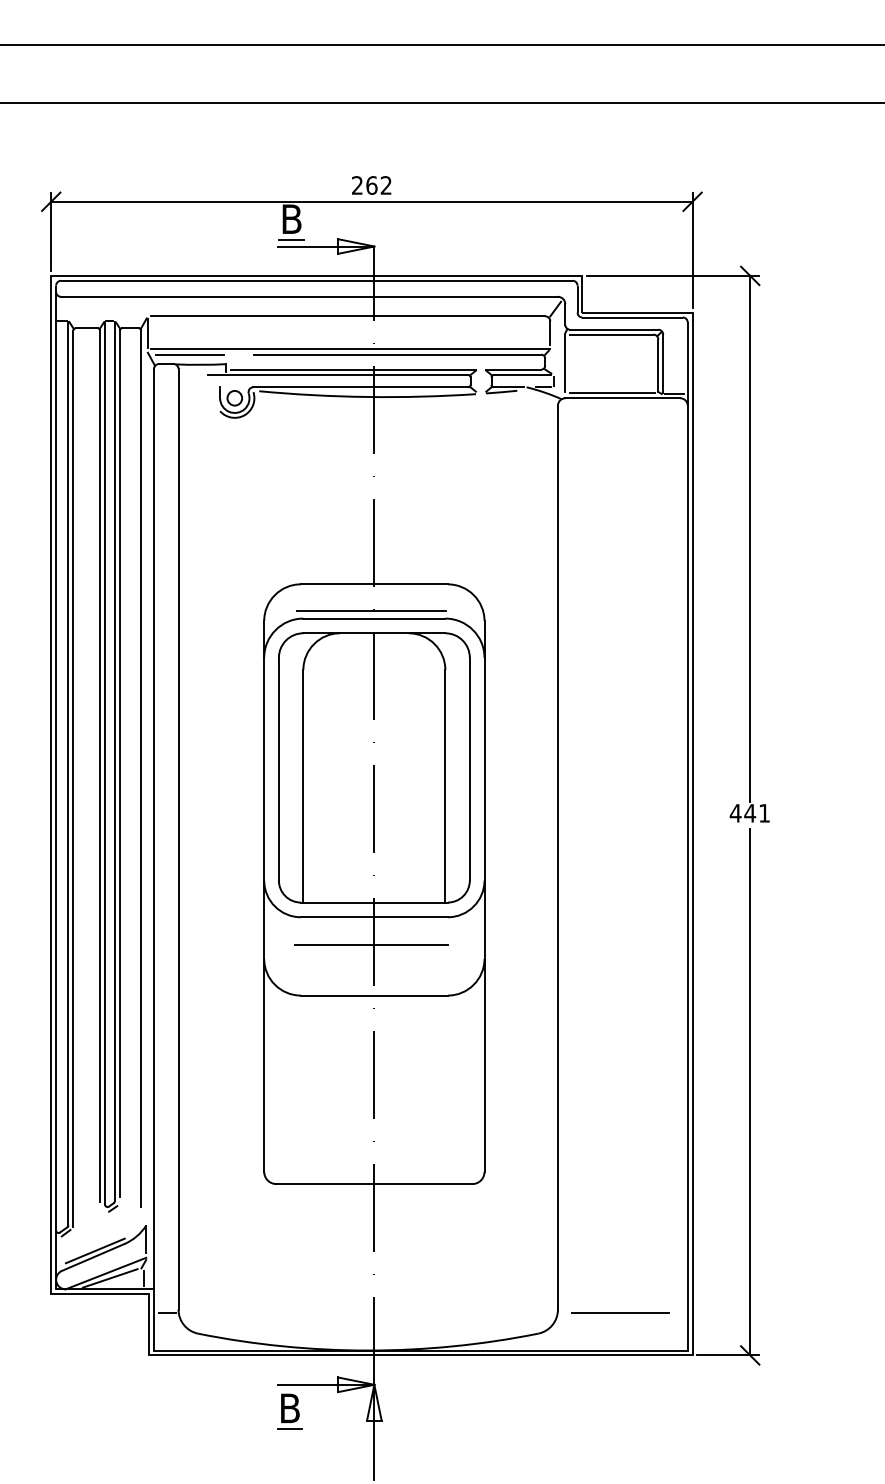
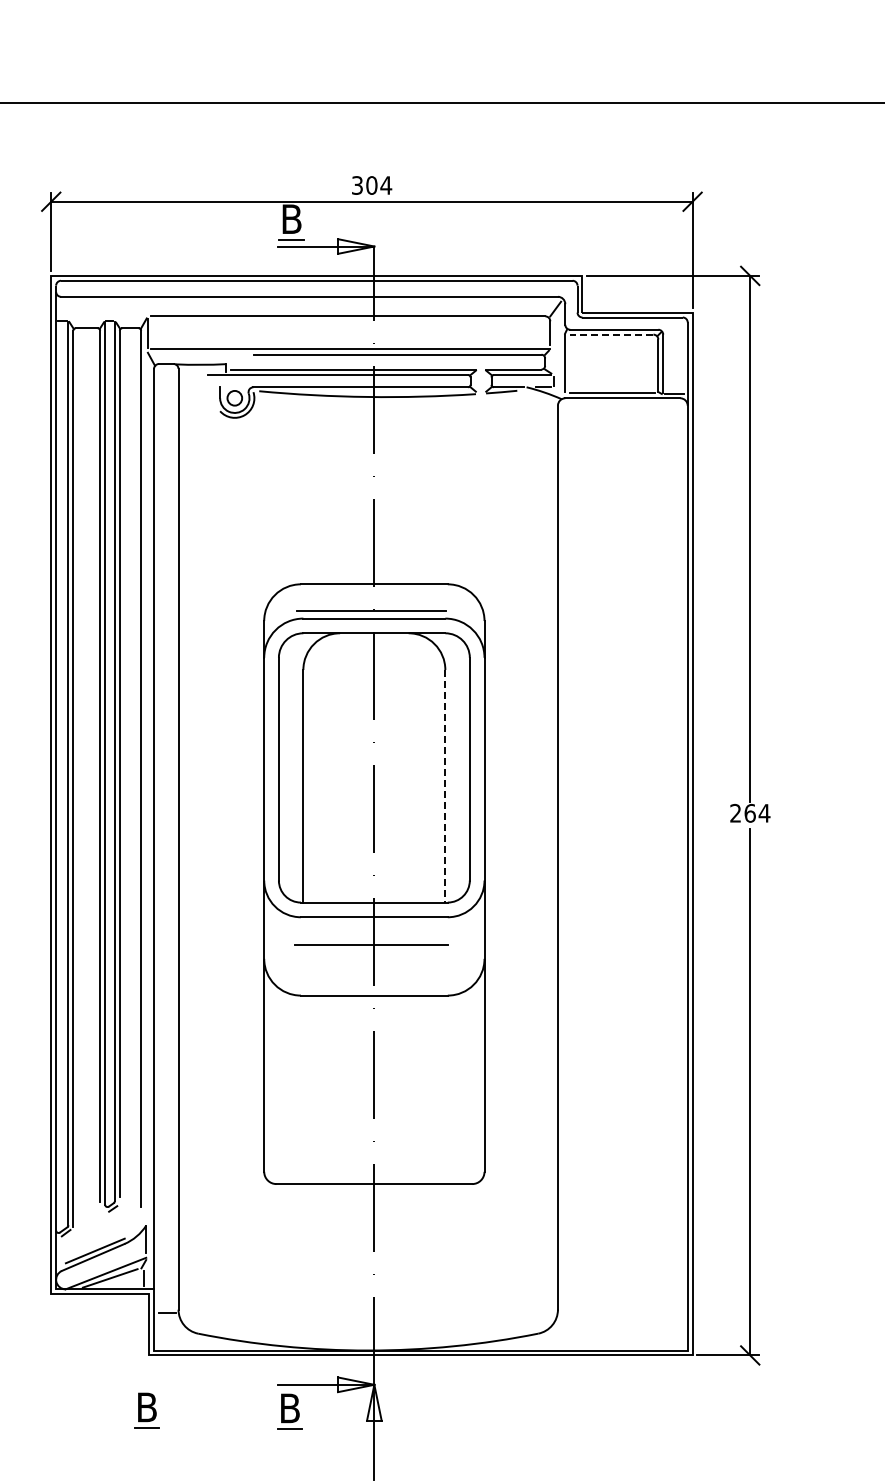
line: present -> none (441, 44)
text: 262 -> 304 (372, 185)
line: solid -> dashed (611, 334)
line: present -> none (190, 354)
line: solid -> dashed (445, 786)
text: 441 -> 264 (749, 812)
line: present -> none (620, 1312)
part: none -> present (146, 1410)
